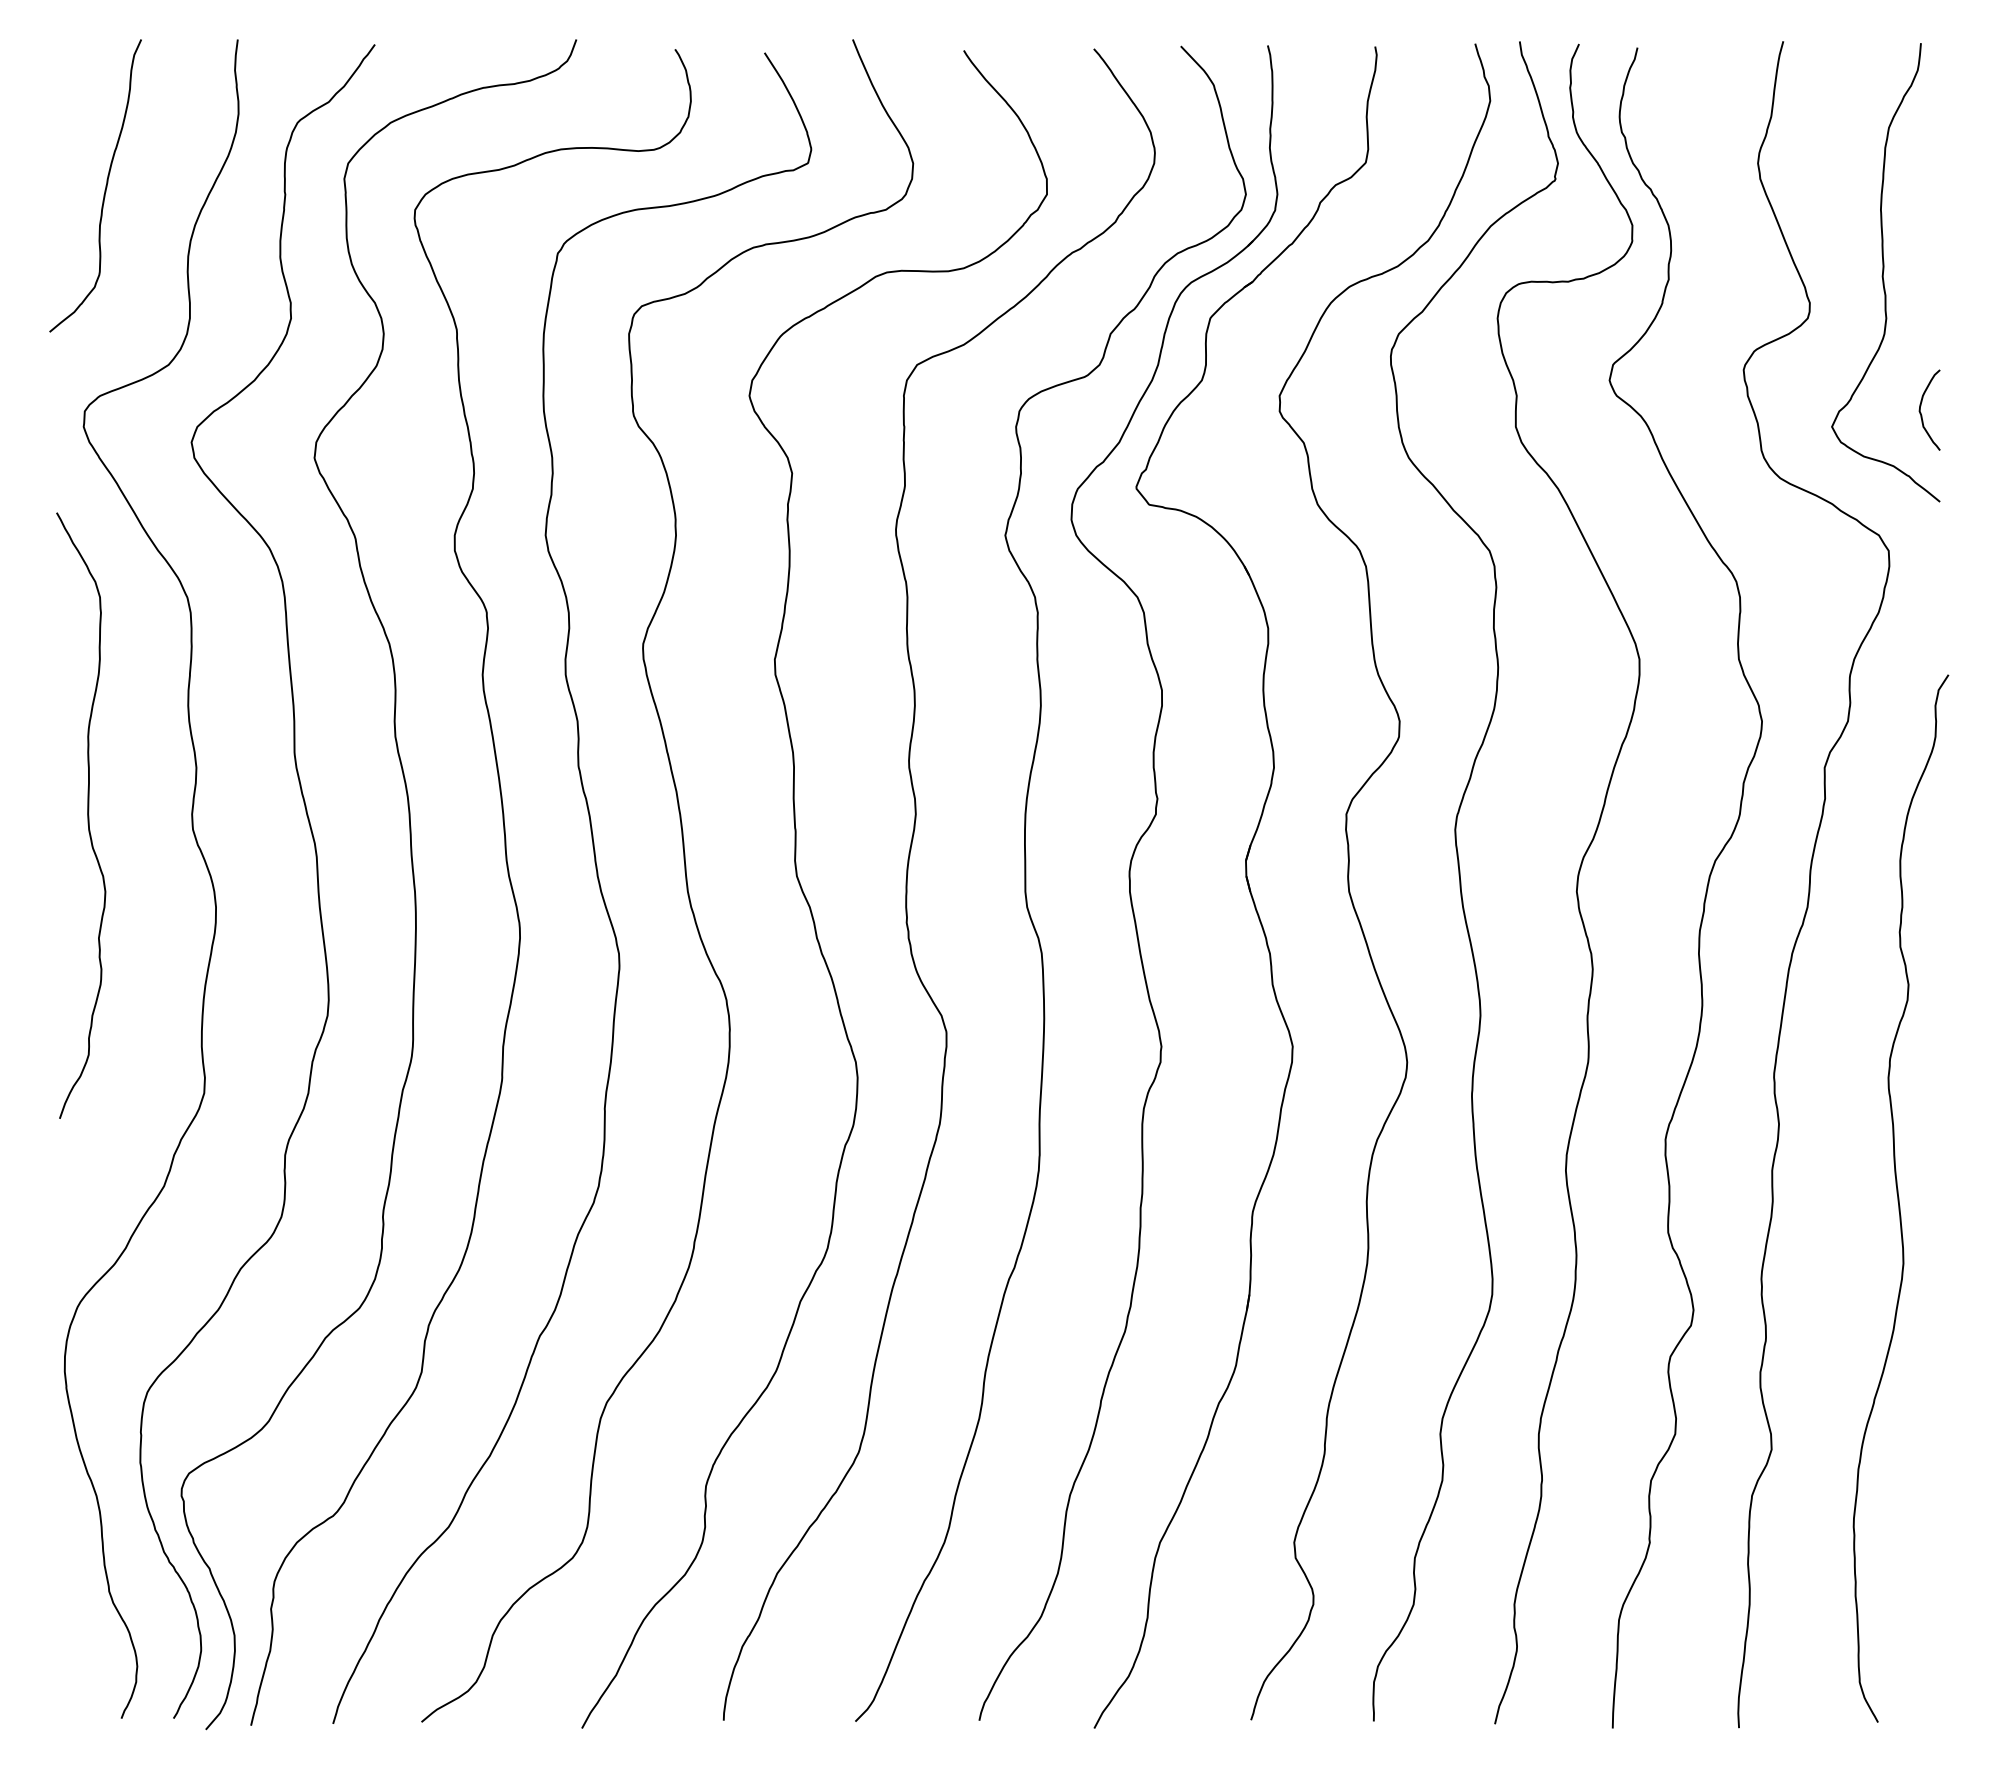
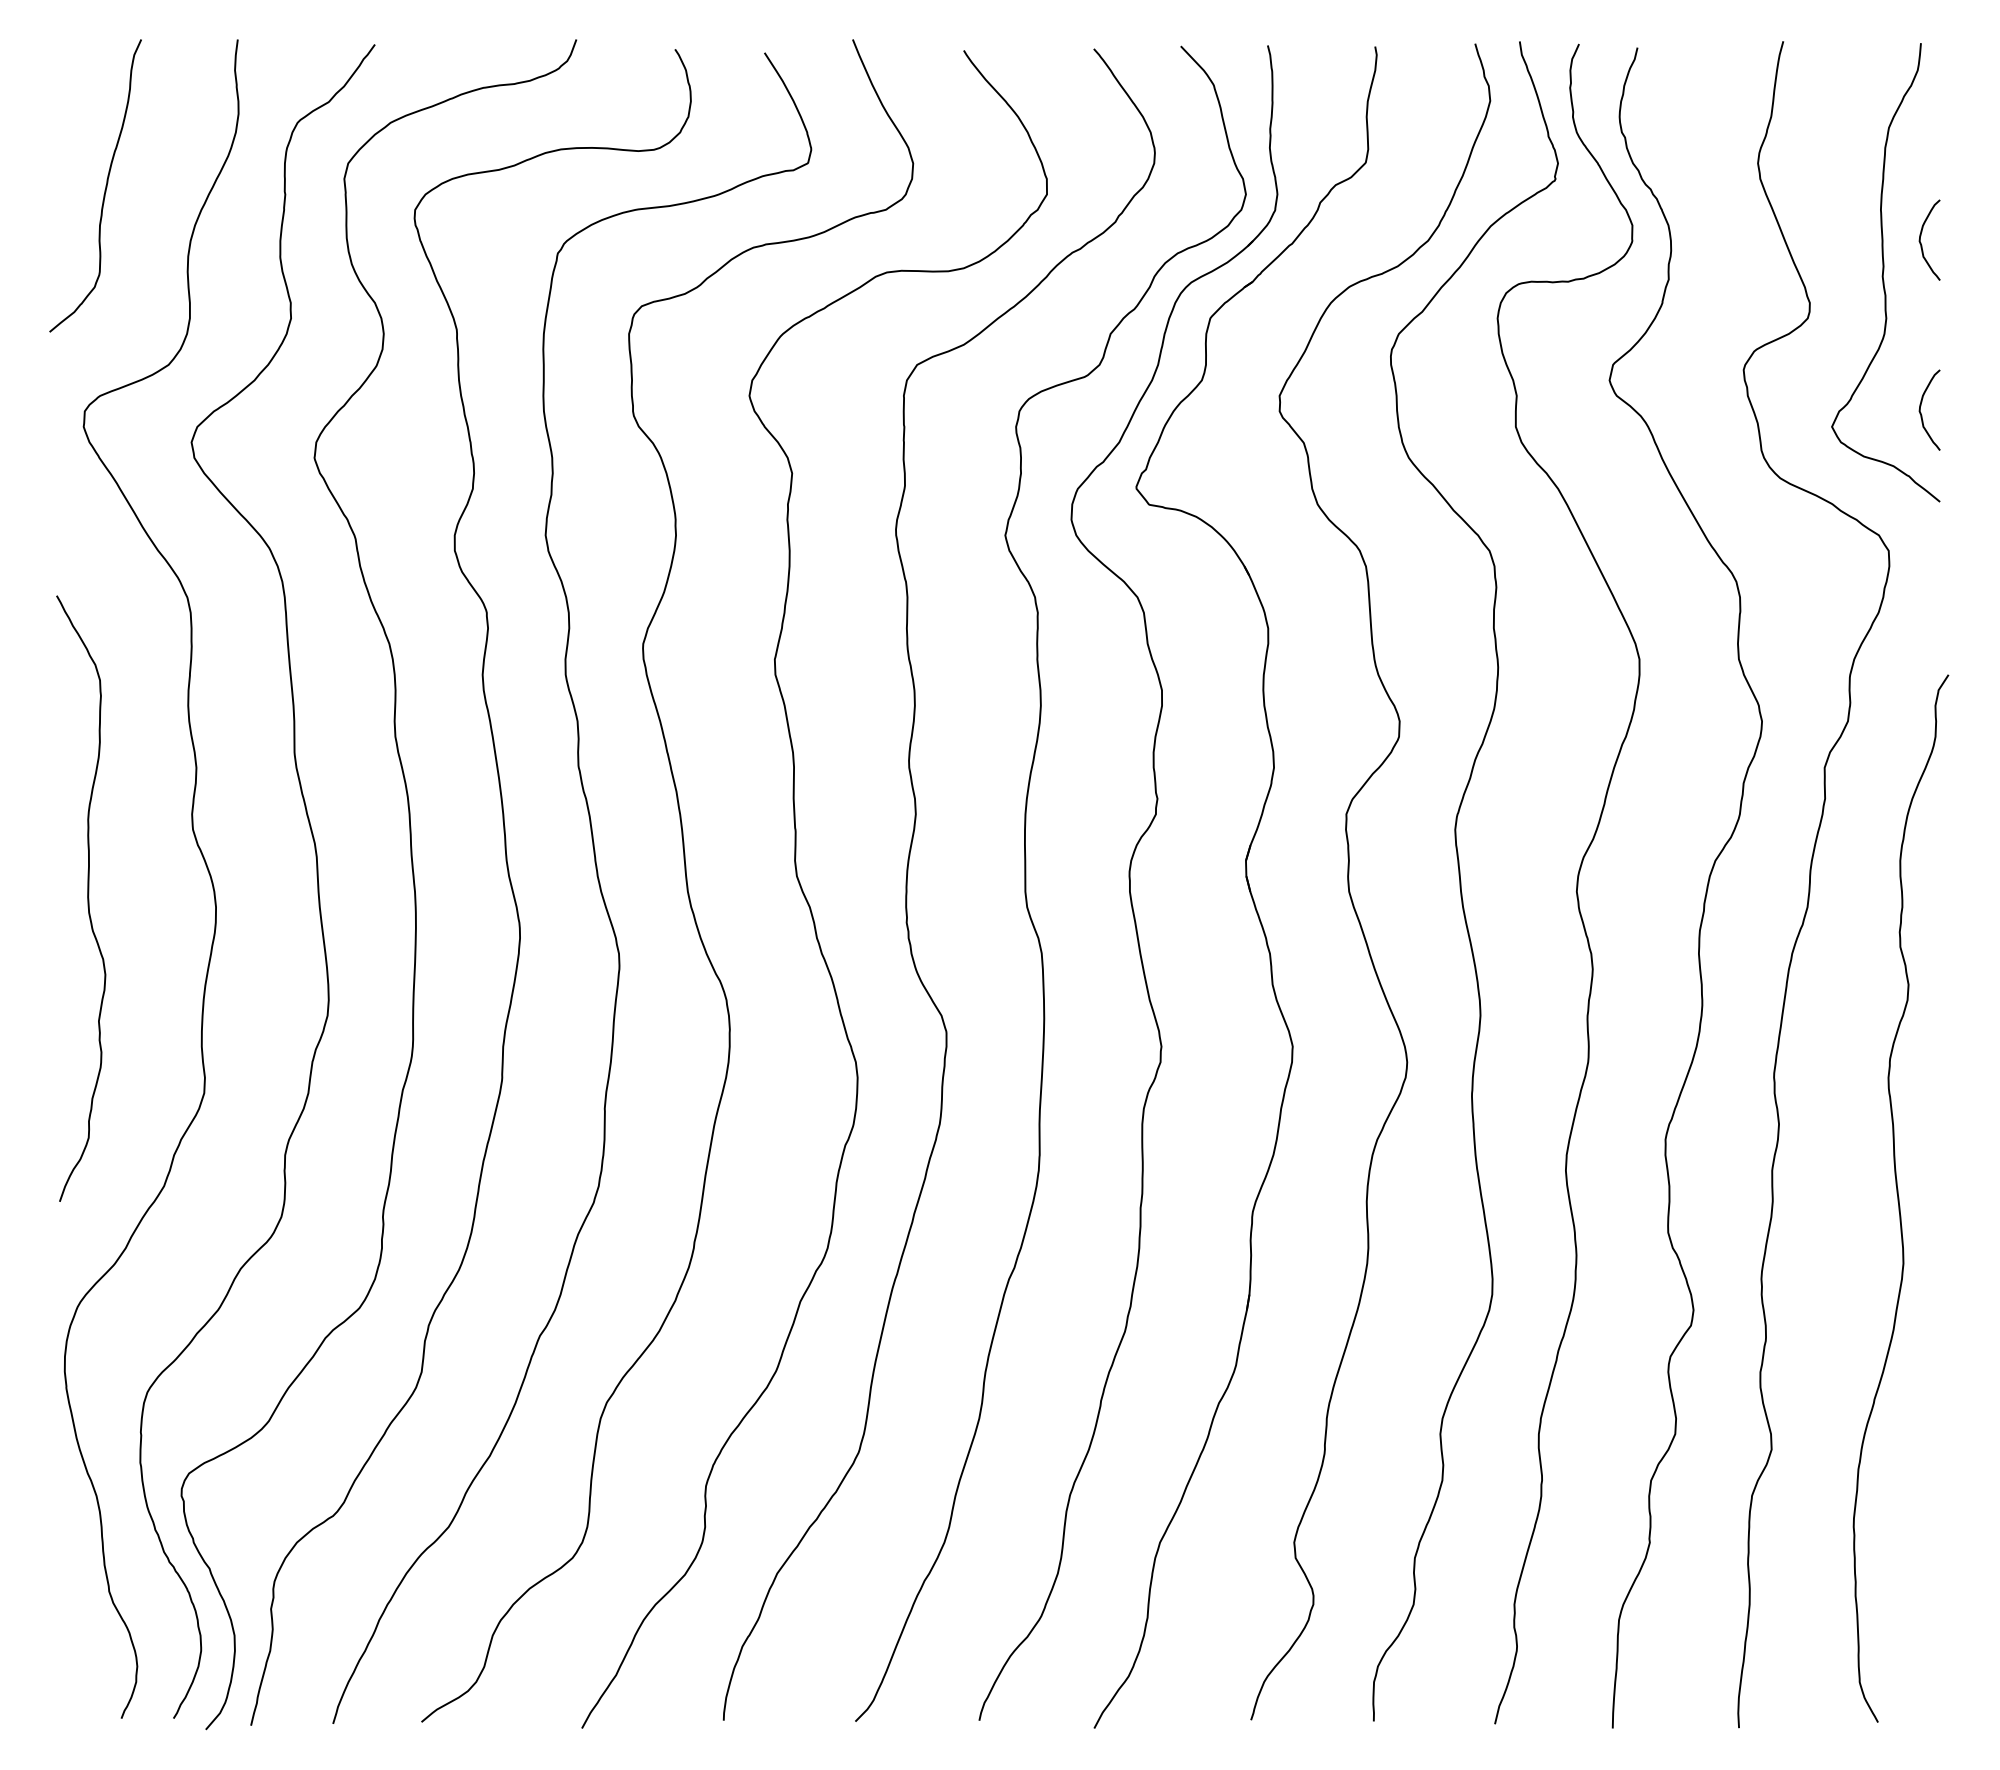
curve: none -> present (1921, 236)
curve position: (87, 815) -> (87, 898) (87, 898)
